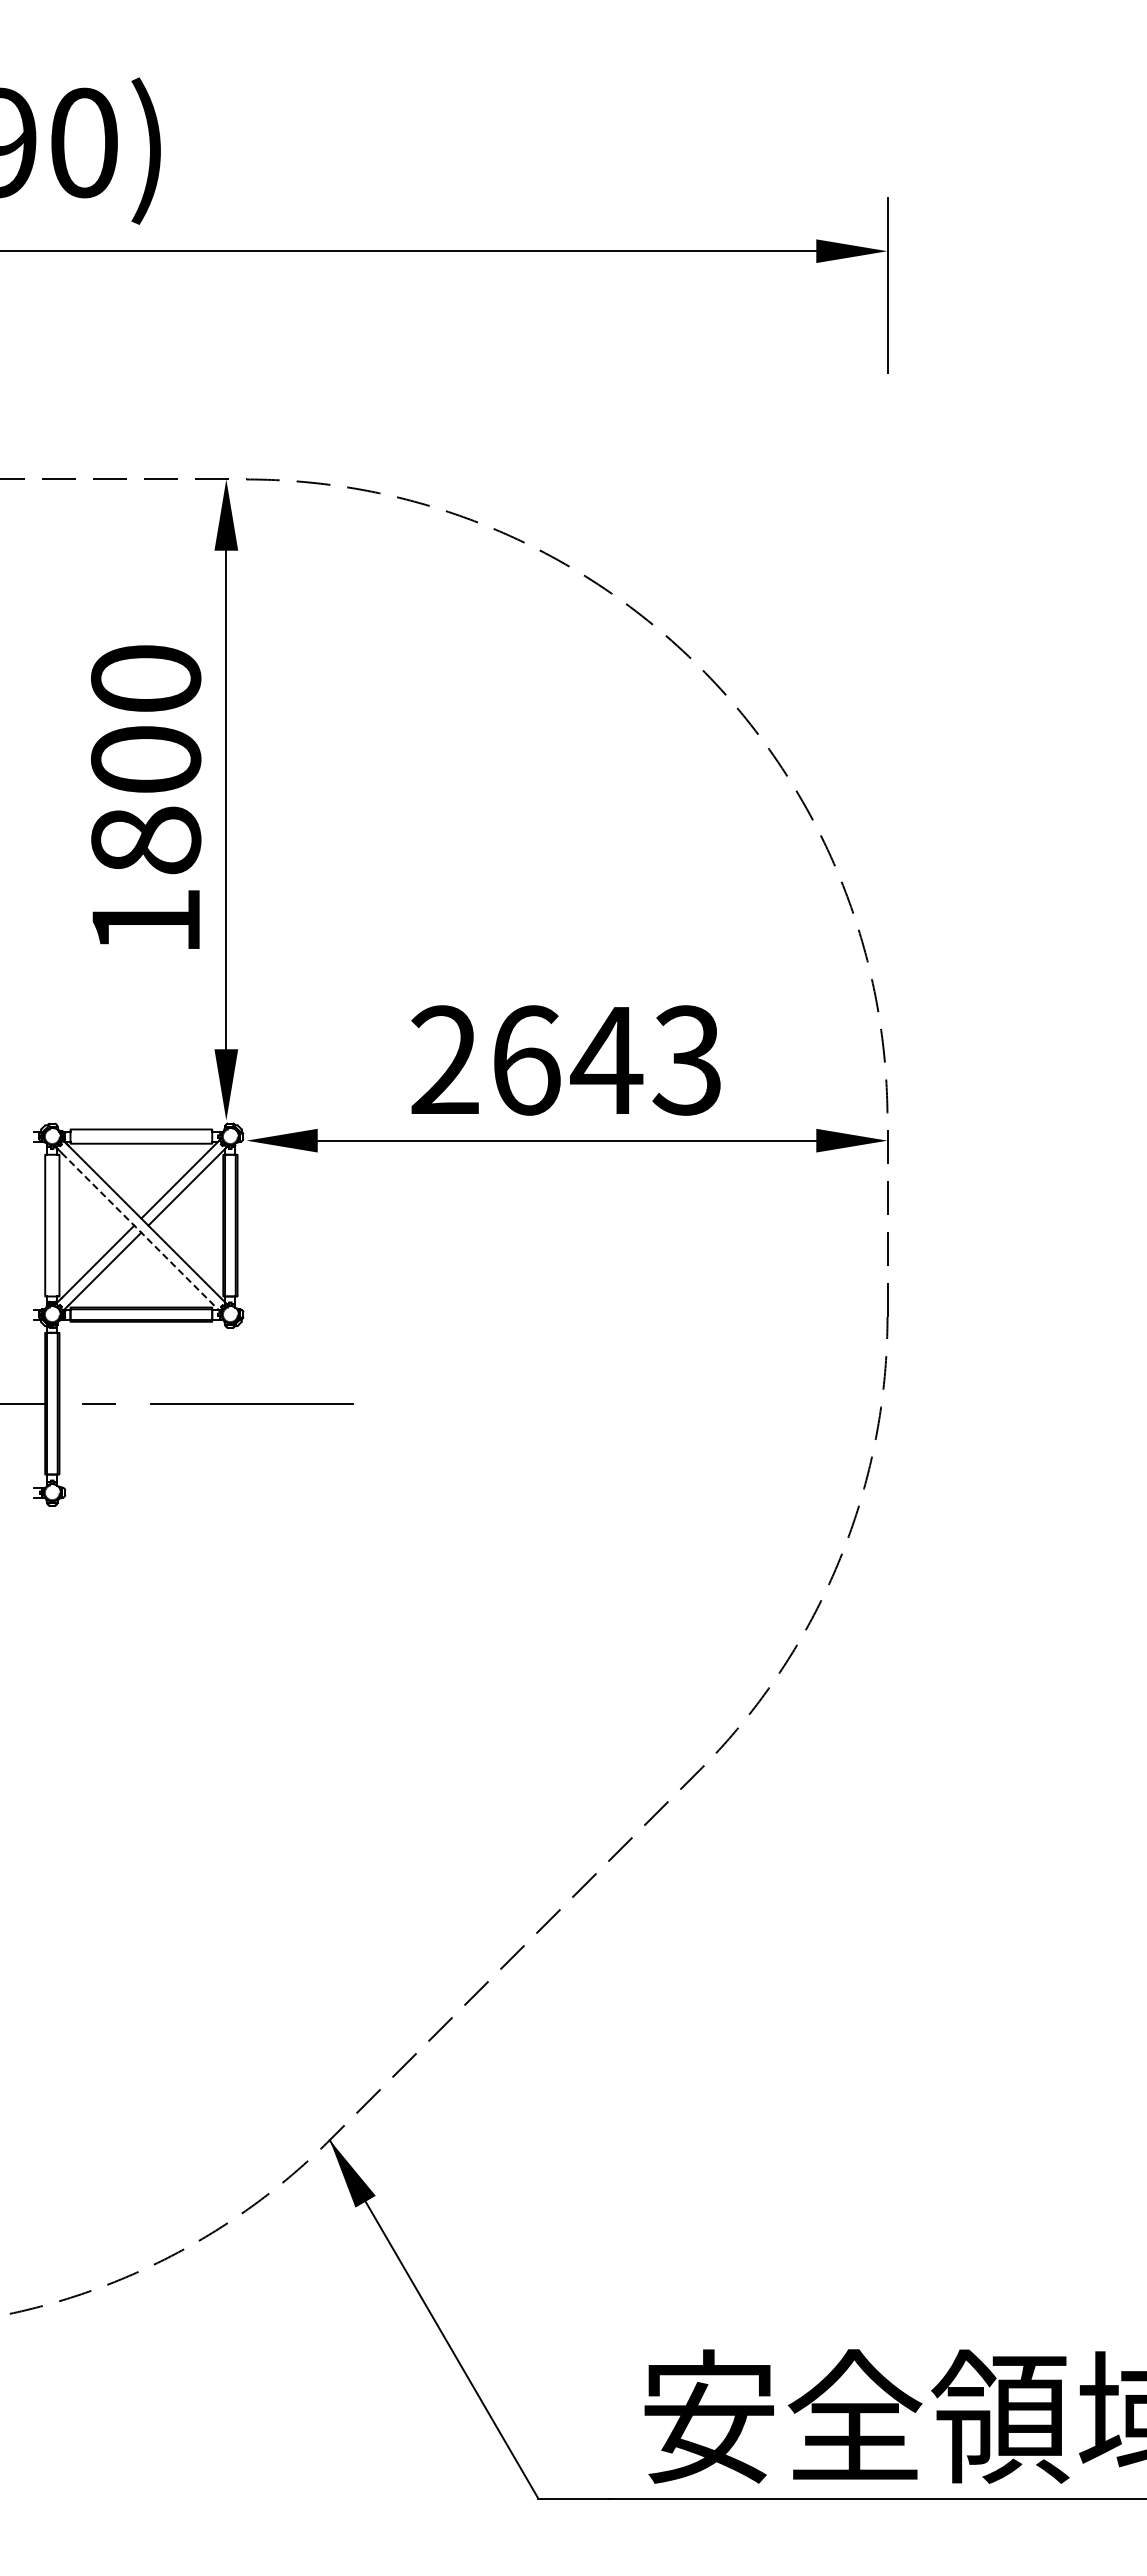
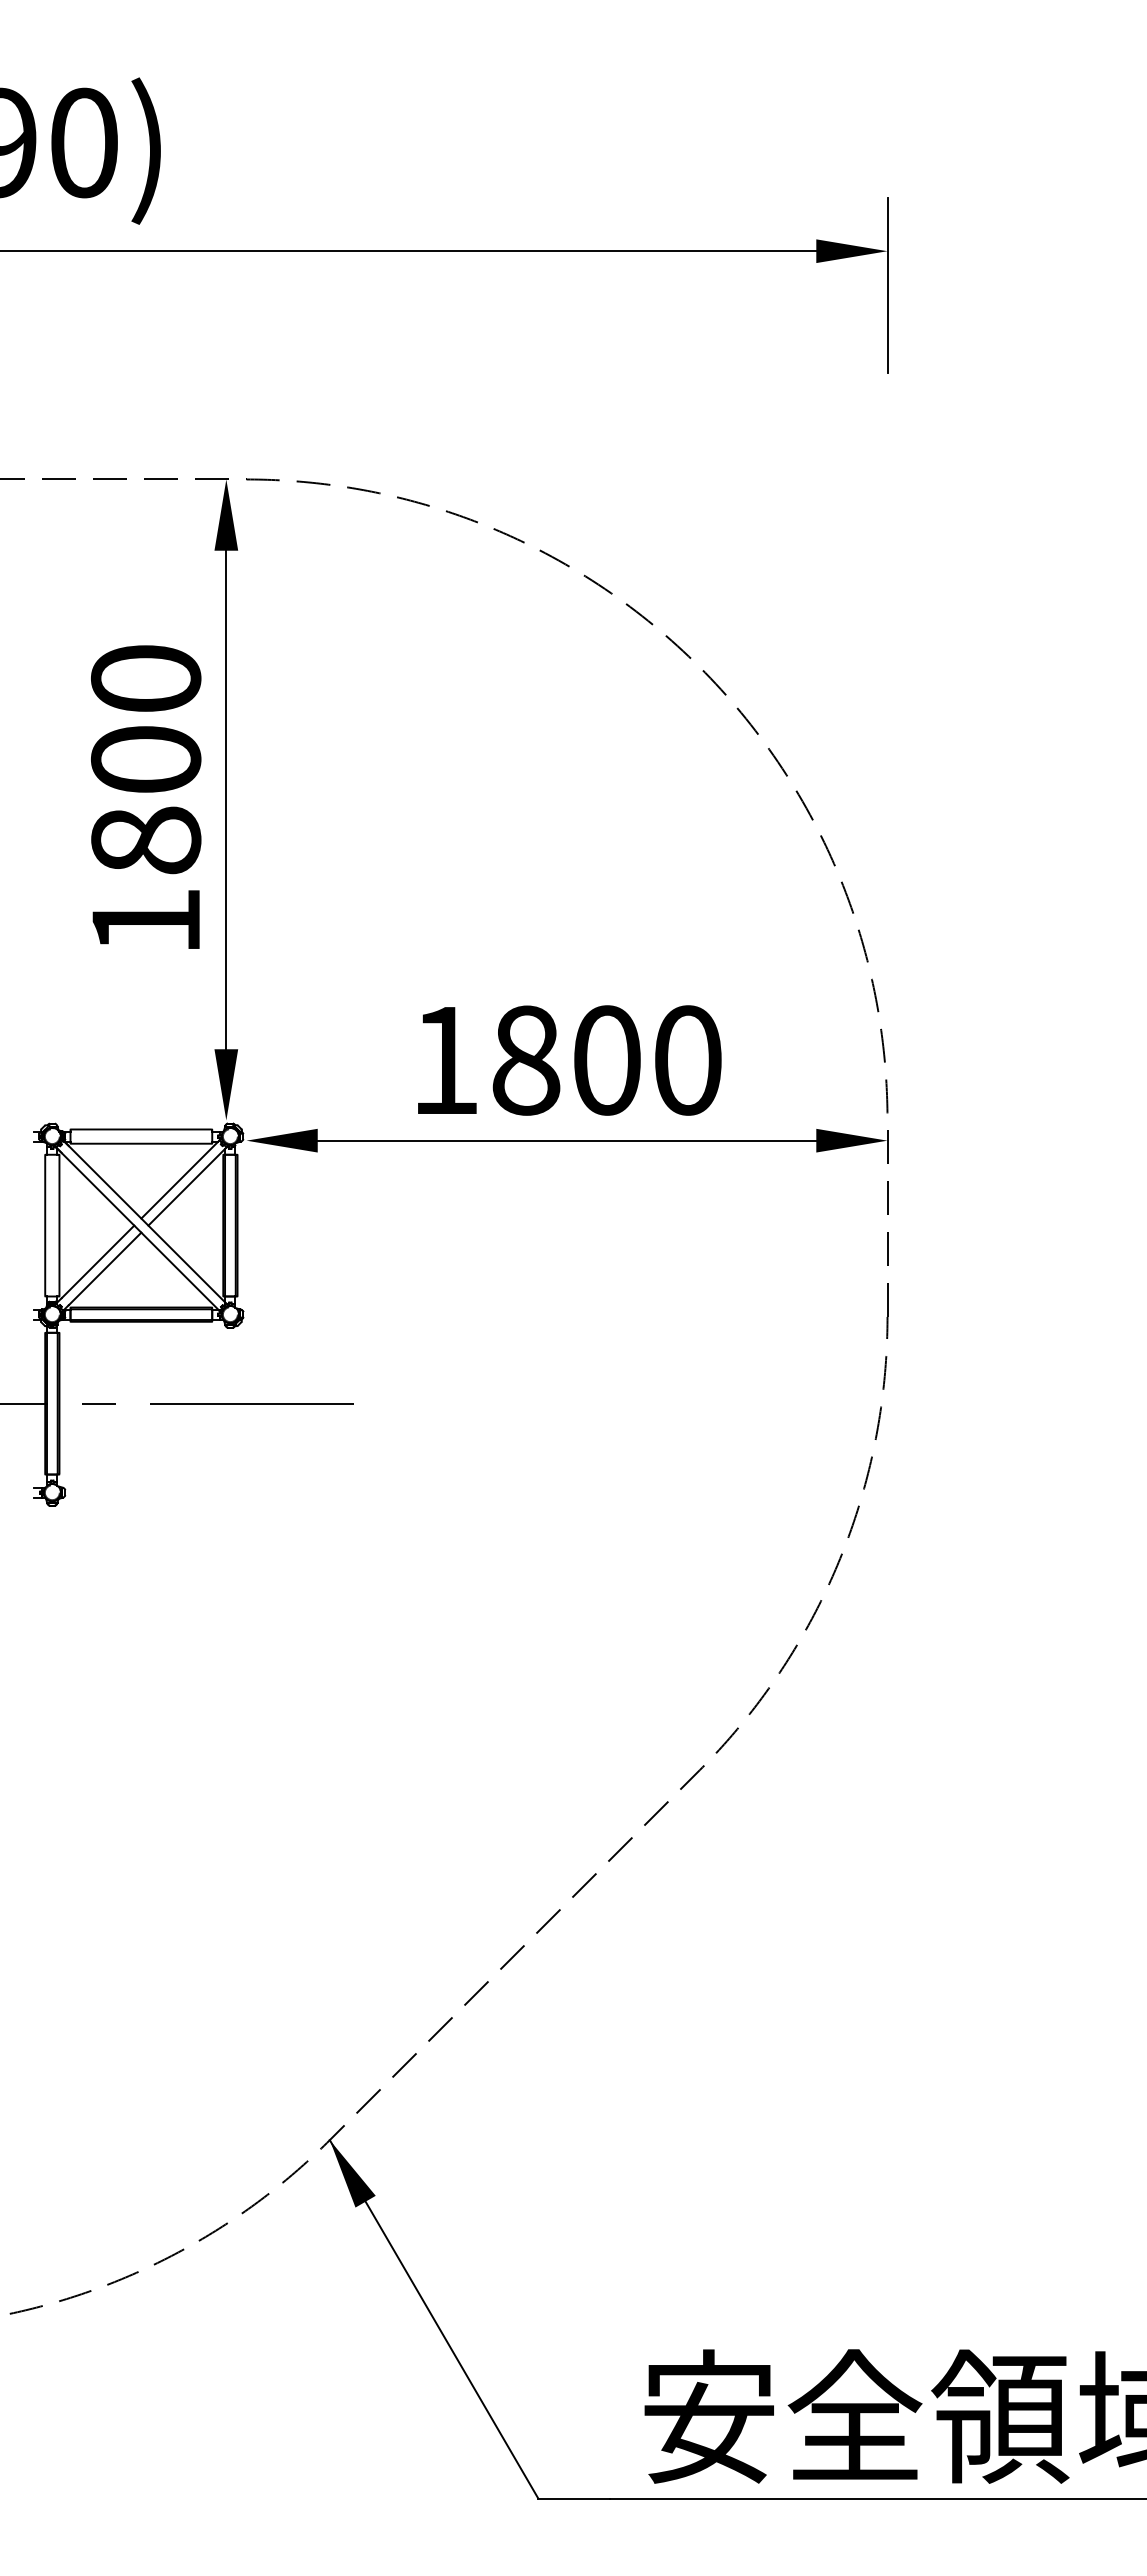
text: 2643 -> 1800 (566, 1060)
line: dashed -> solid (137, 1229)
